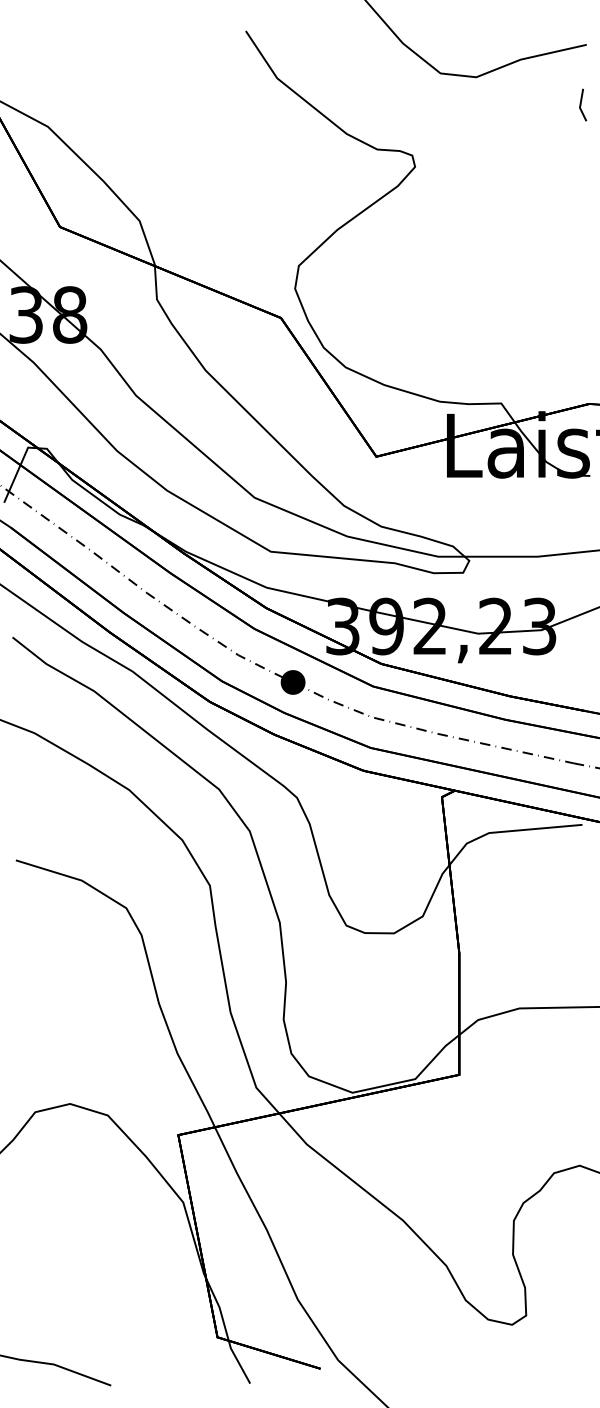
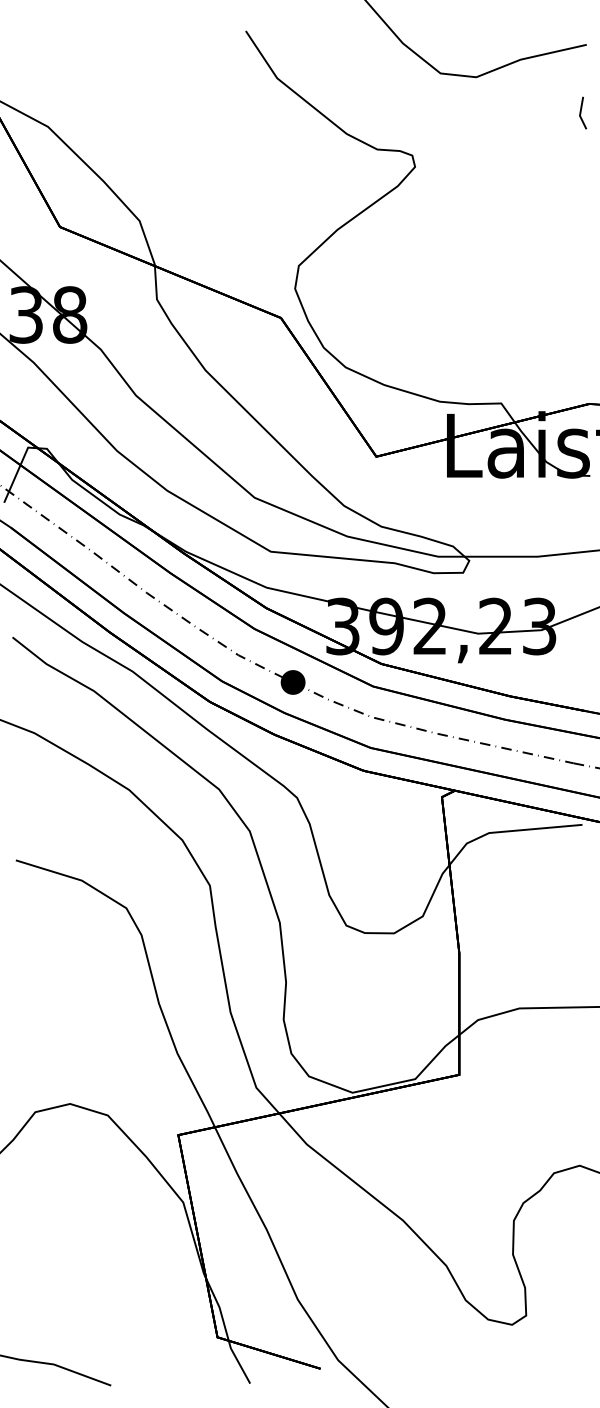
line position: (581, 104) -> (581, 112) (581, 112)
